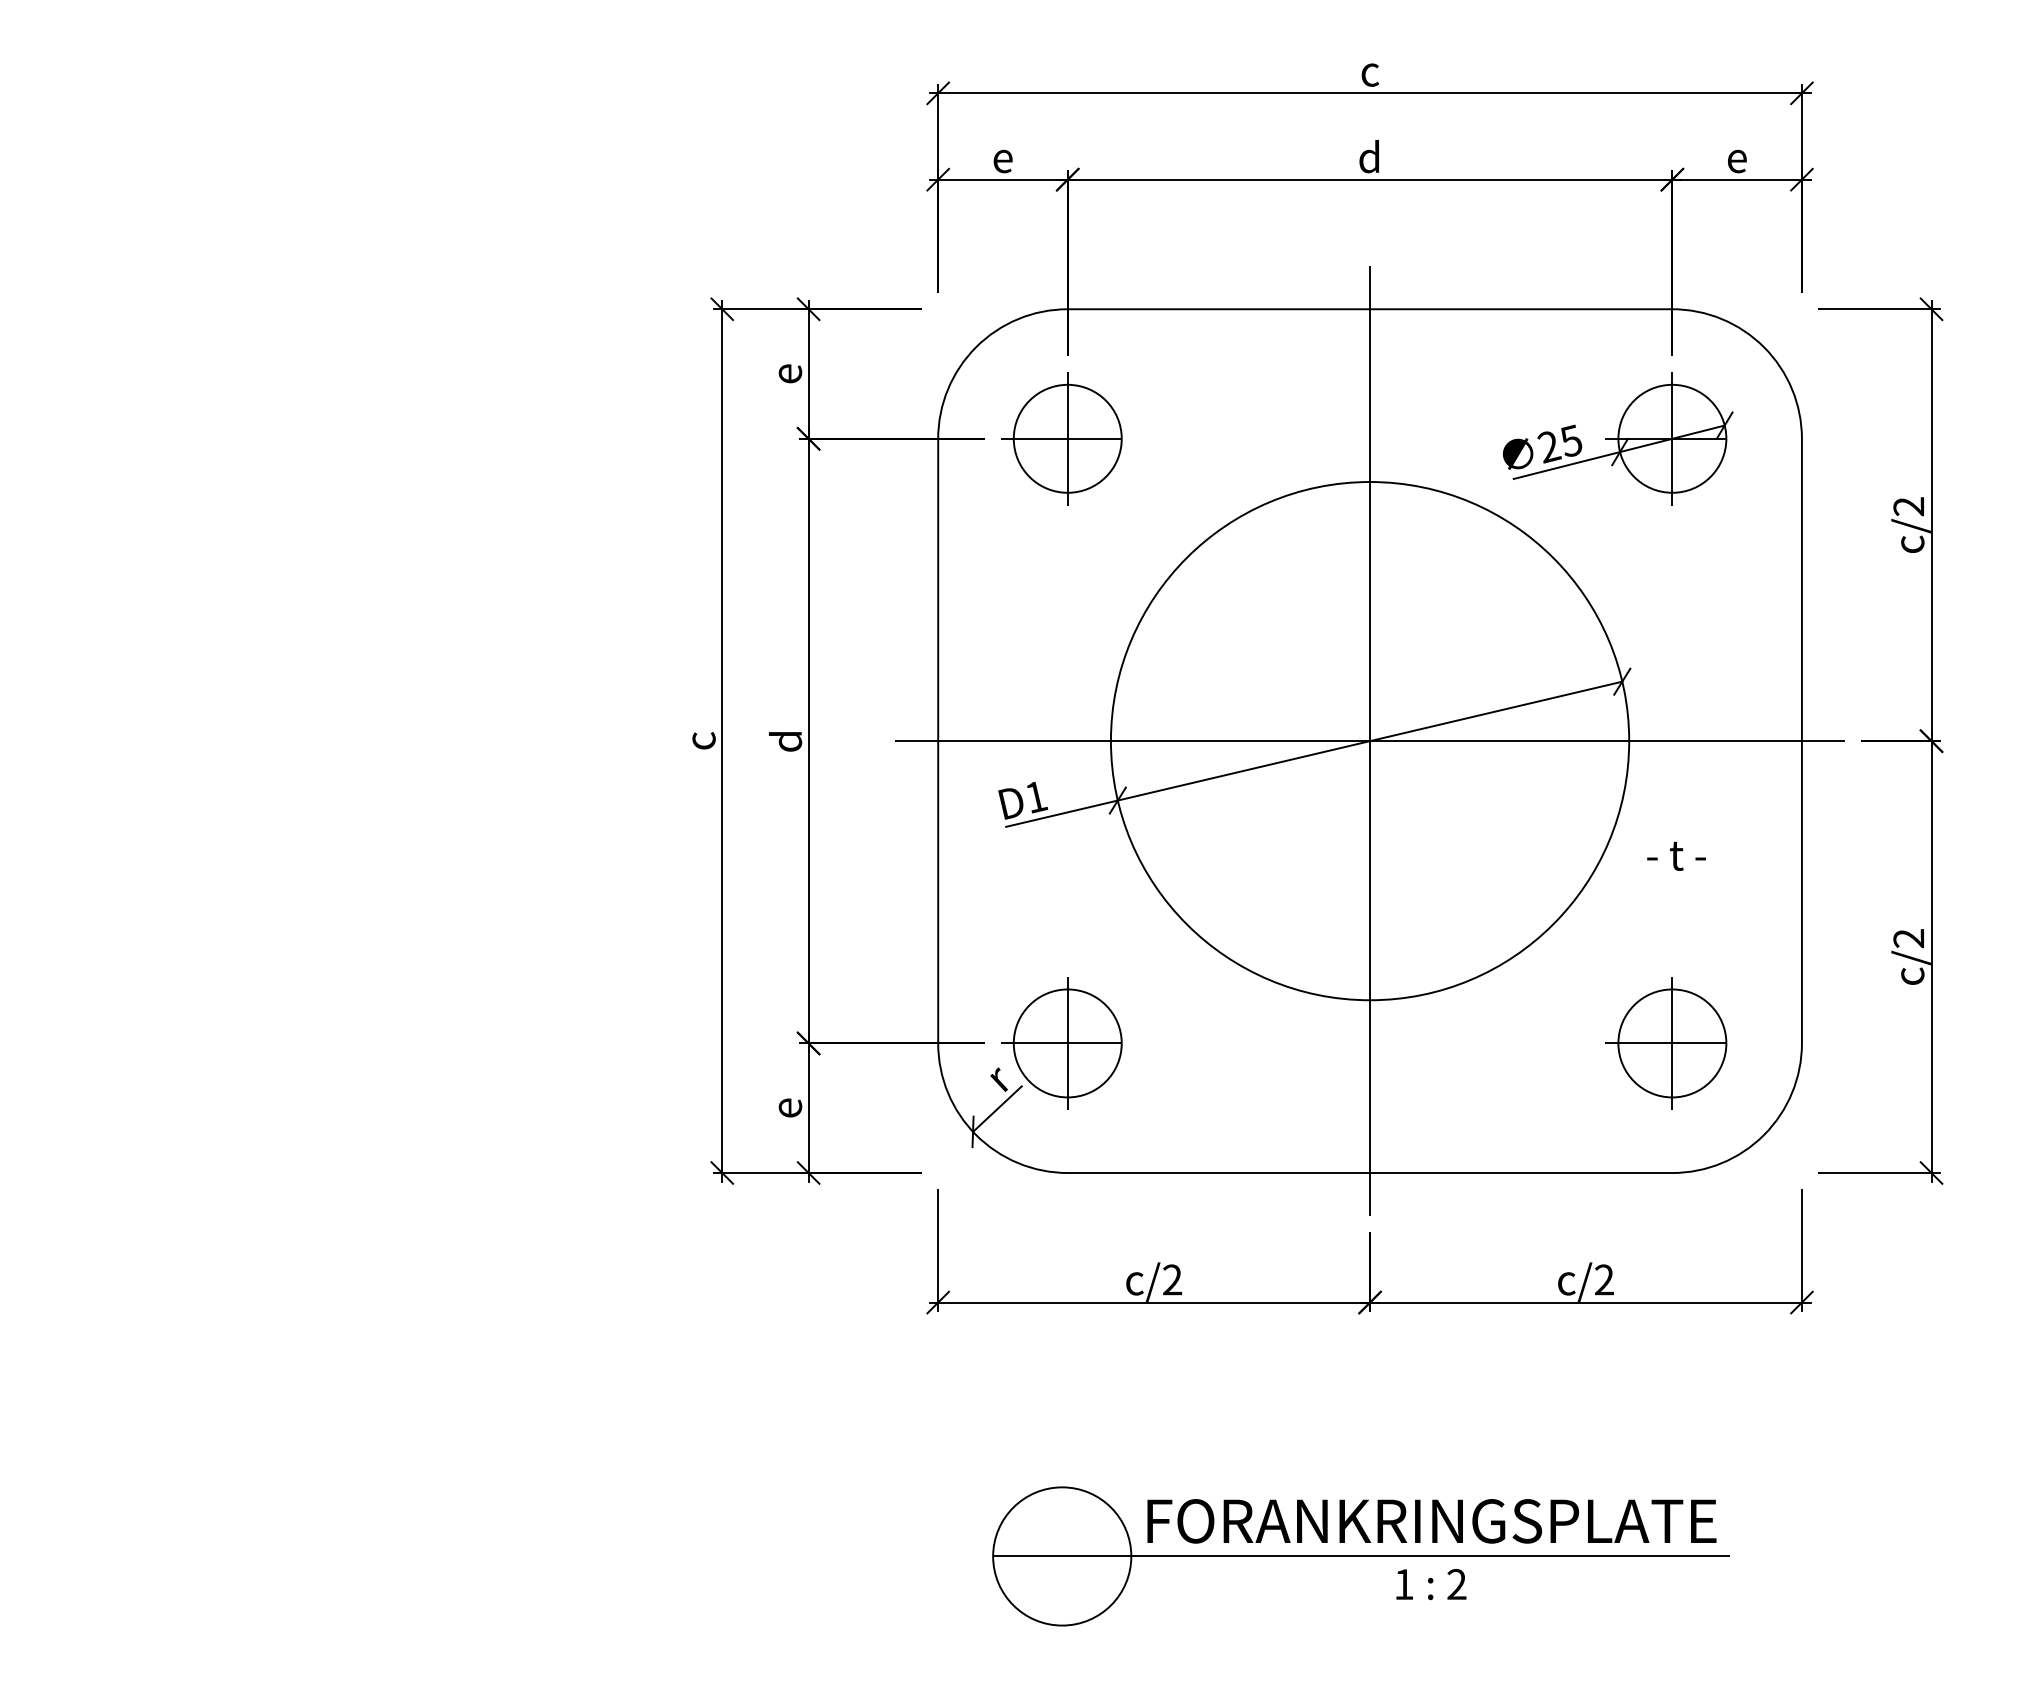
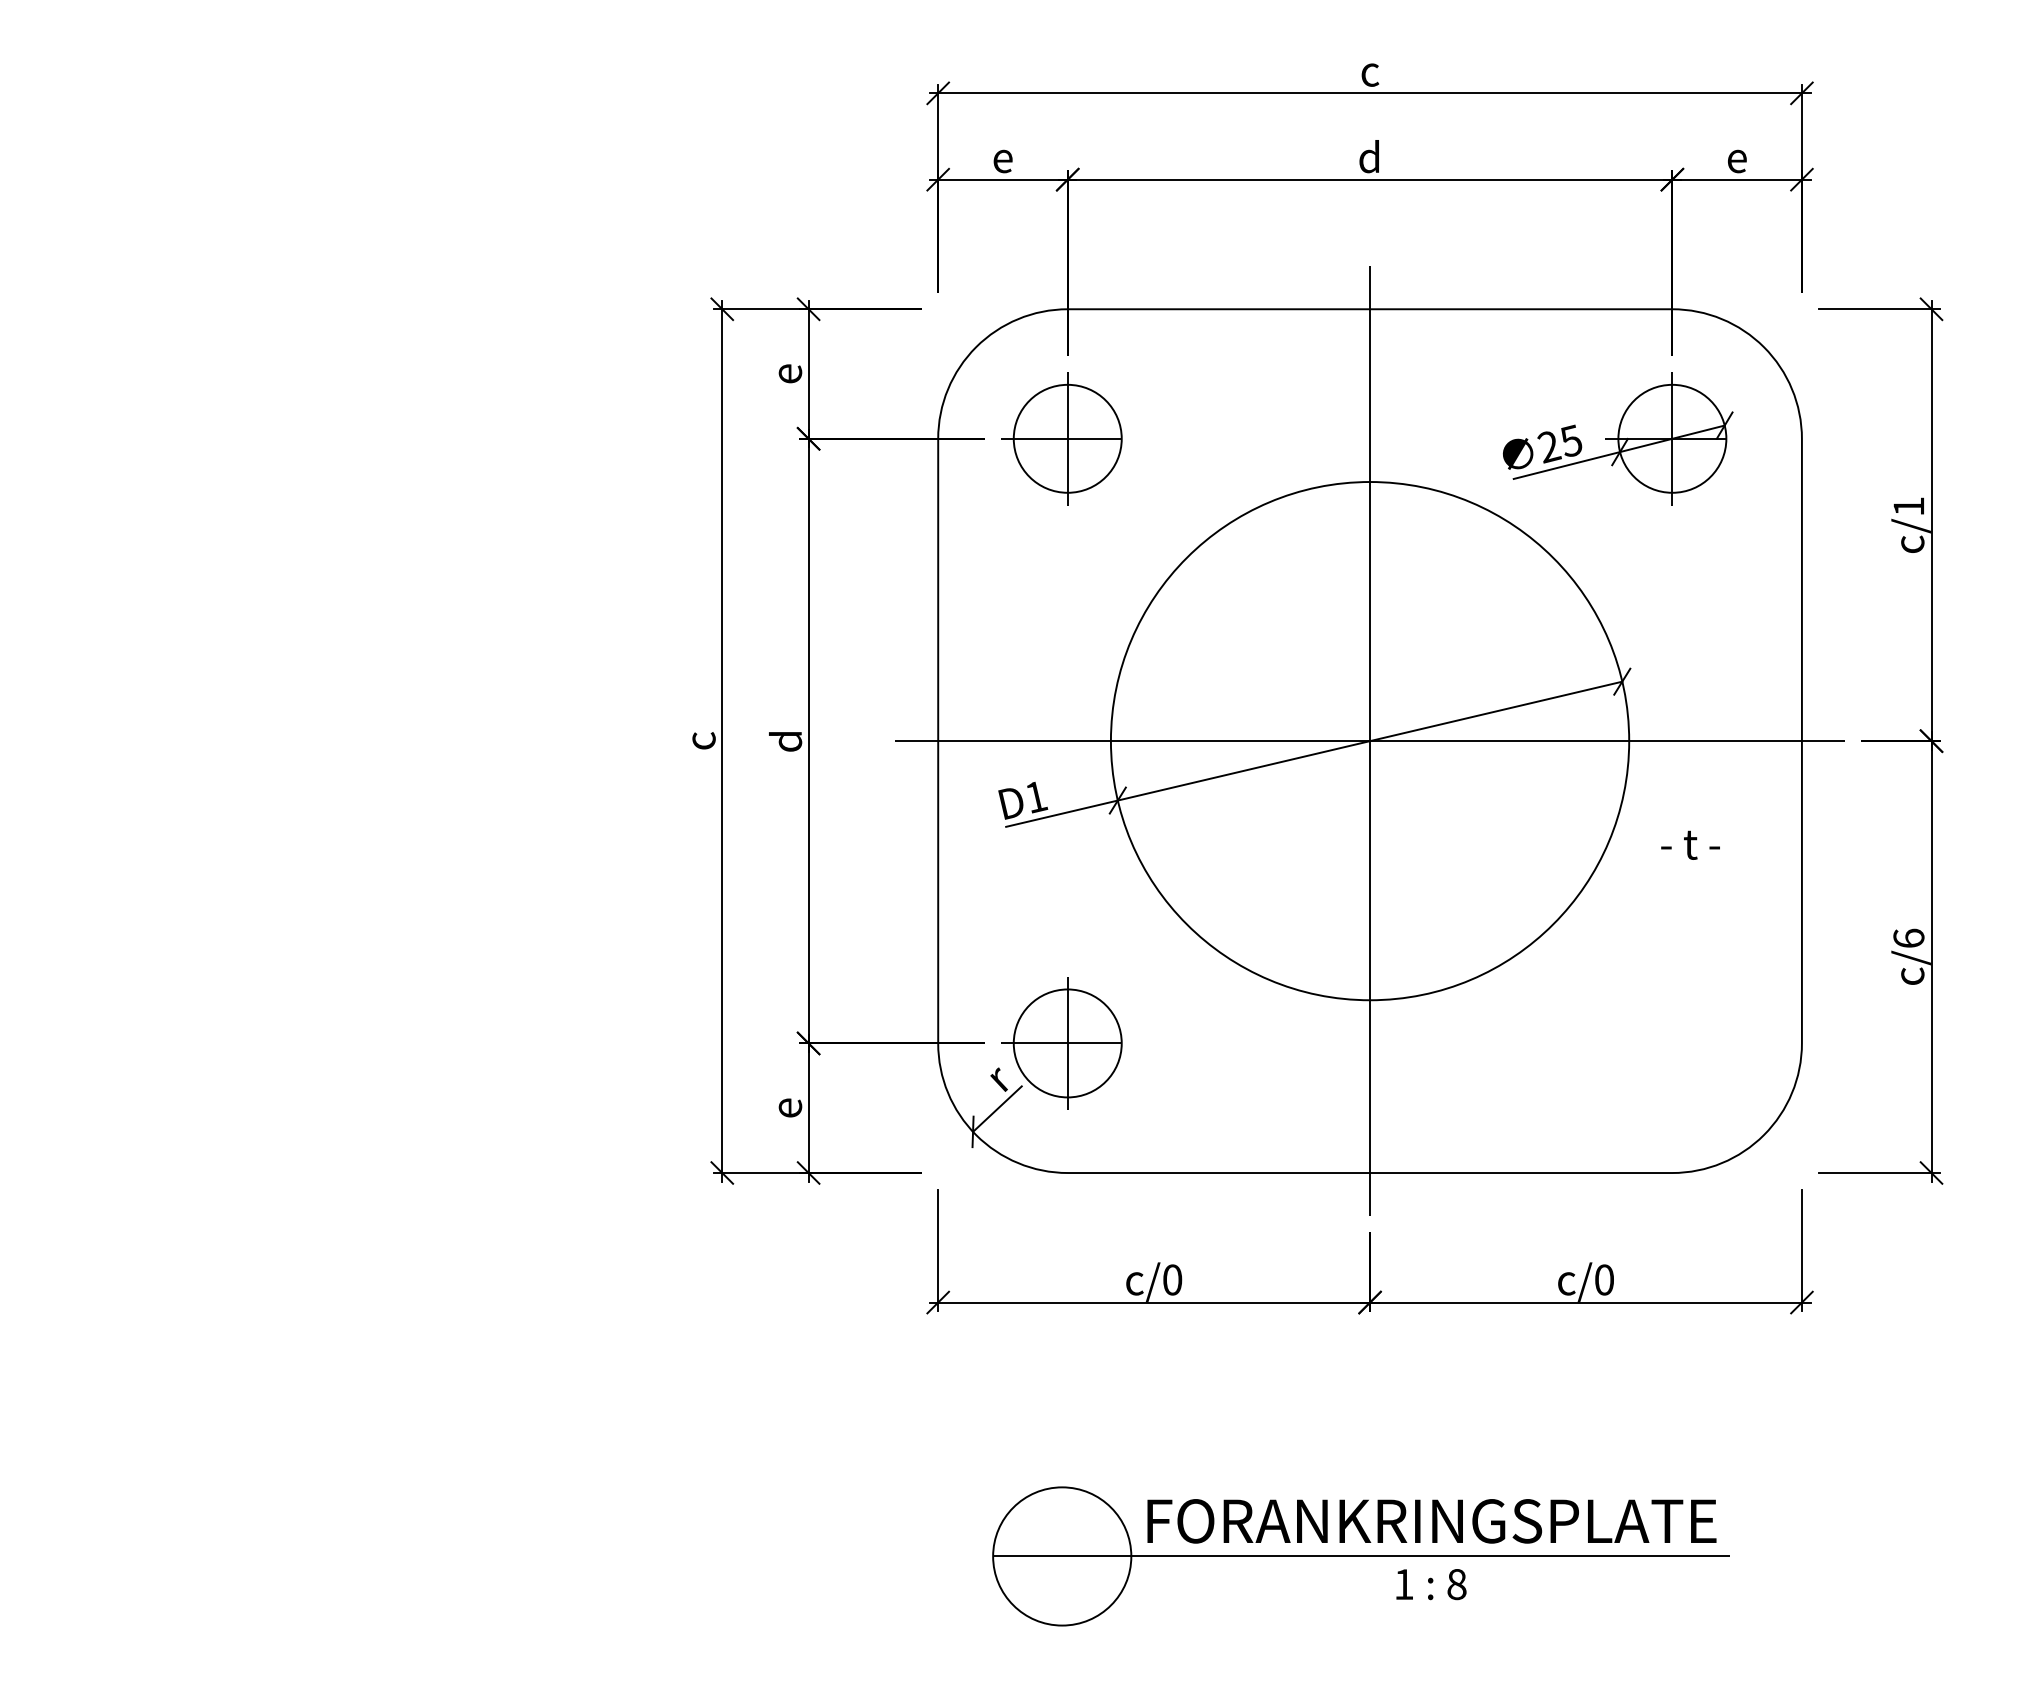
text: c/2 -> c/1 (1908, 506)
text position: (1676, 855) -> (1690, 844) (1690, 844)
text: c/2 -> c/6 (1908, 938)
part: present -> none (1666, 1043)
text: c/2 -> c/0 (1172, 1279)
text: c/2 -> c/0 (1604, 1279)
text: 2 -> 8 (1456, 1584)
